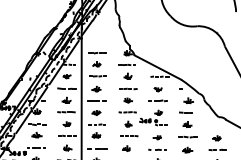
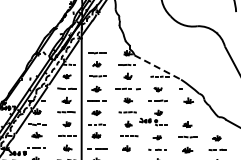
line: solid -> dashed (158, 67)
part size: 19x4 px -> 26x4 px (127, 88)
line: present -> none (185, 112)
